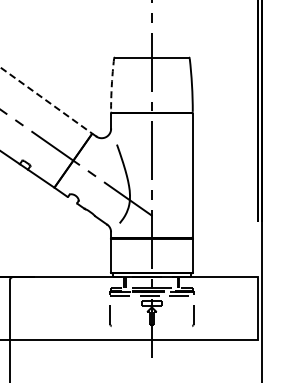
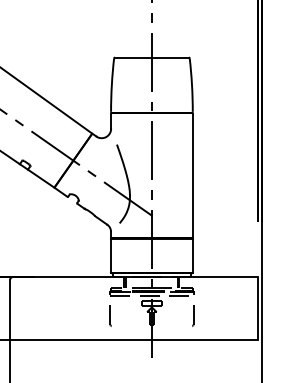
arc: dashed -> solid (111, 85)
line: dashed -> solid (46, 100)
